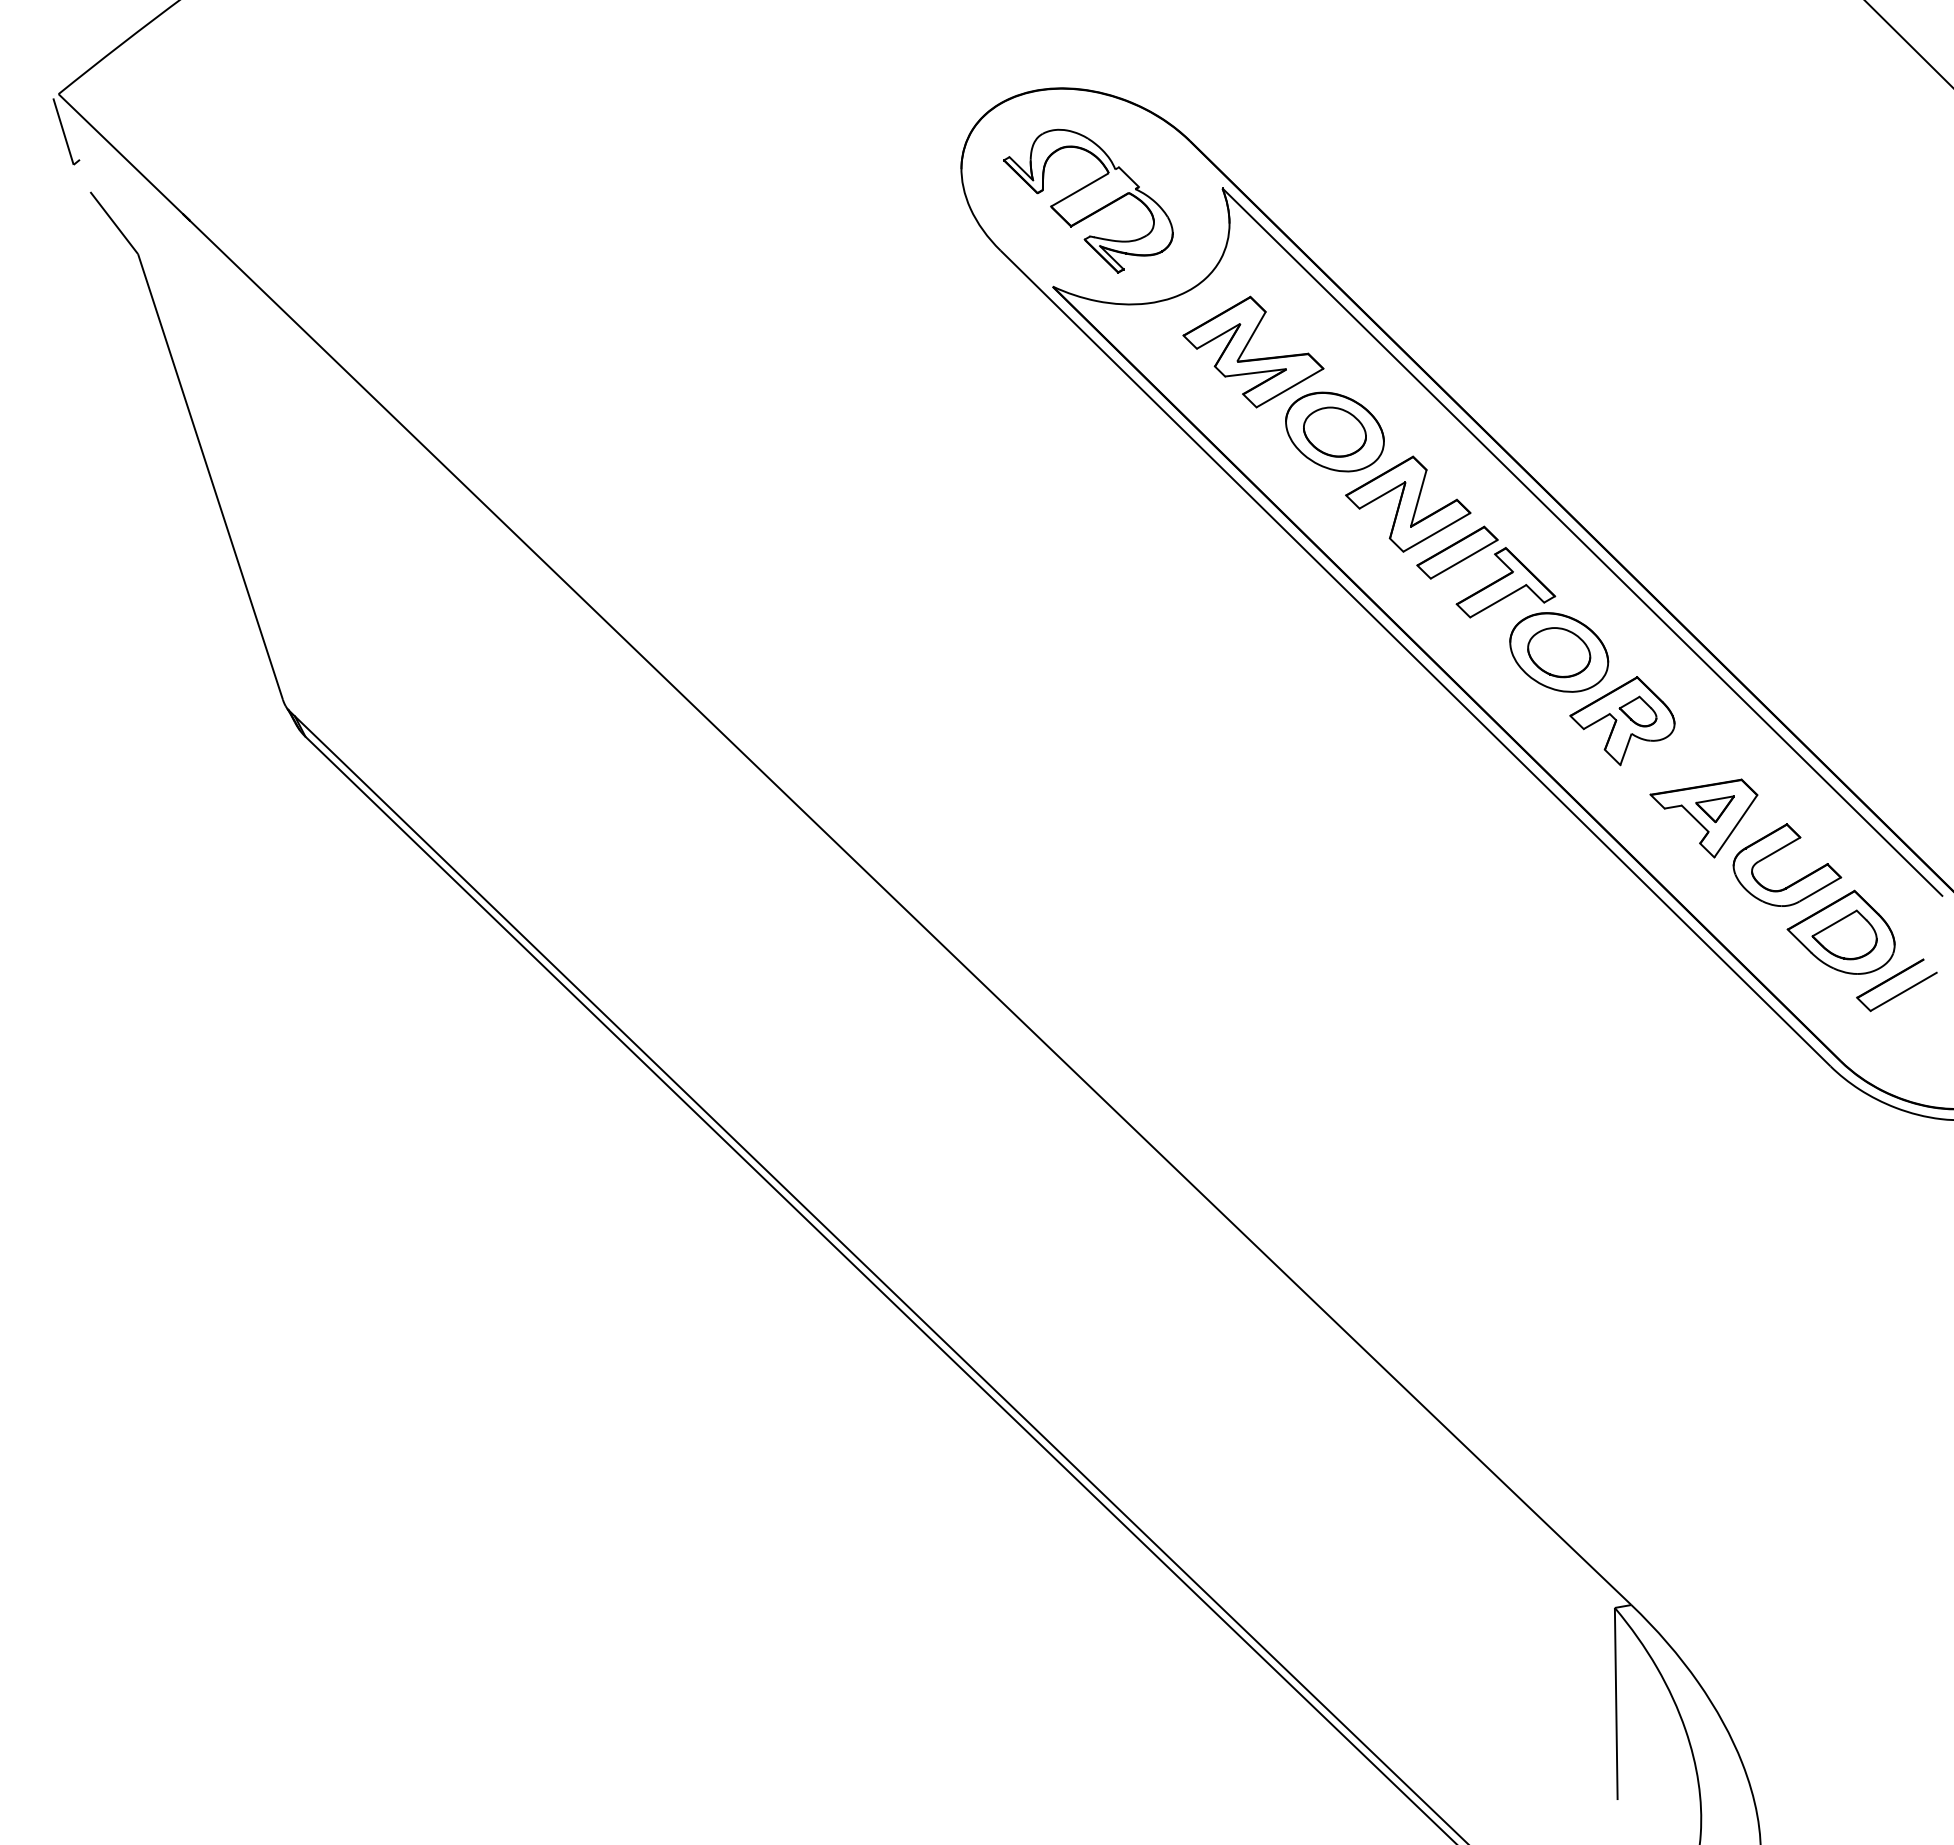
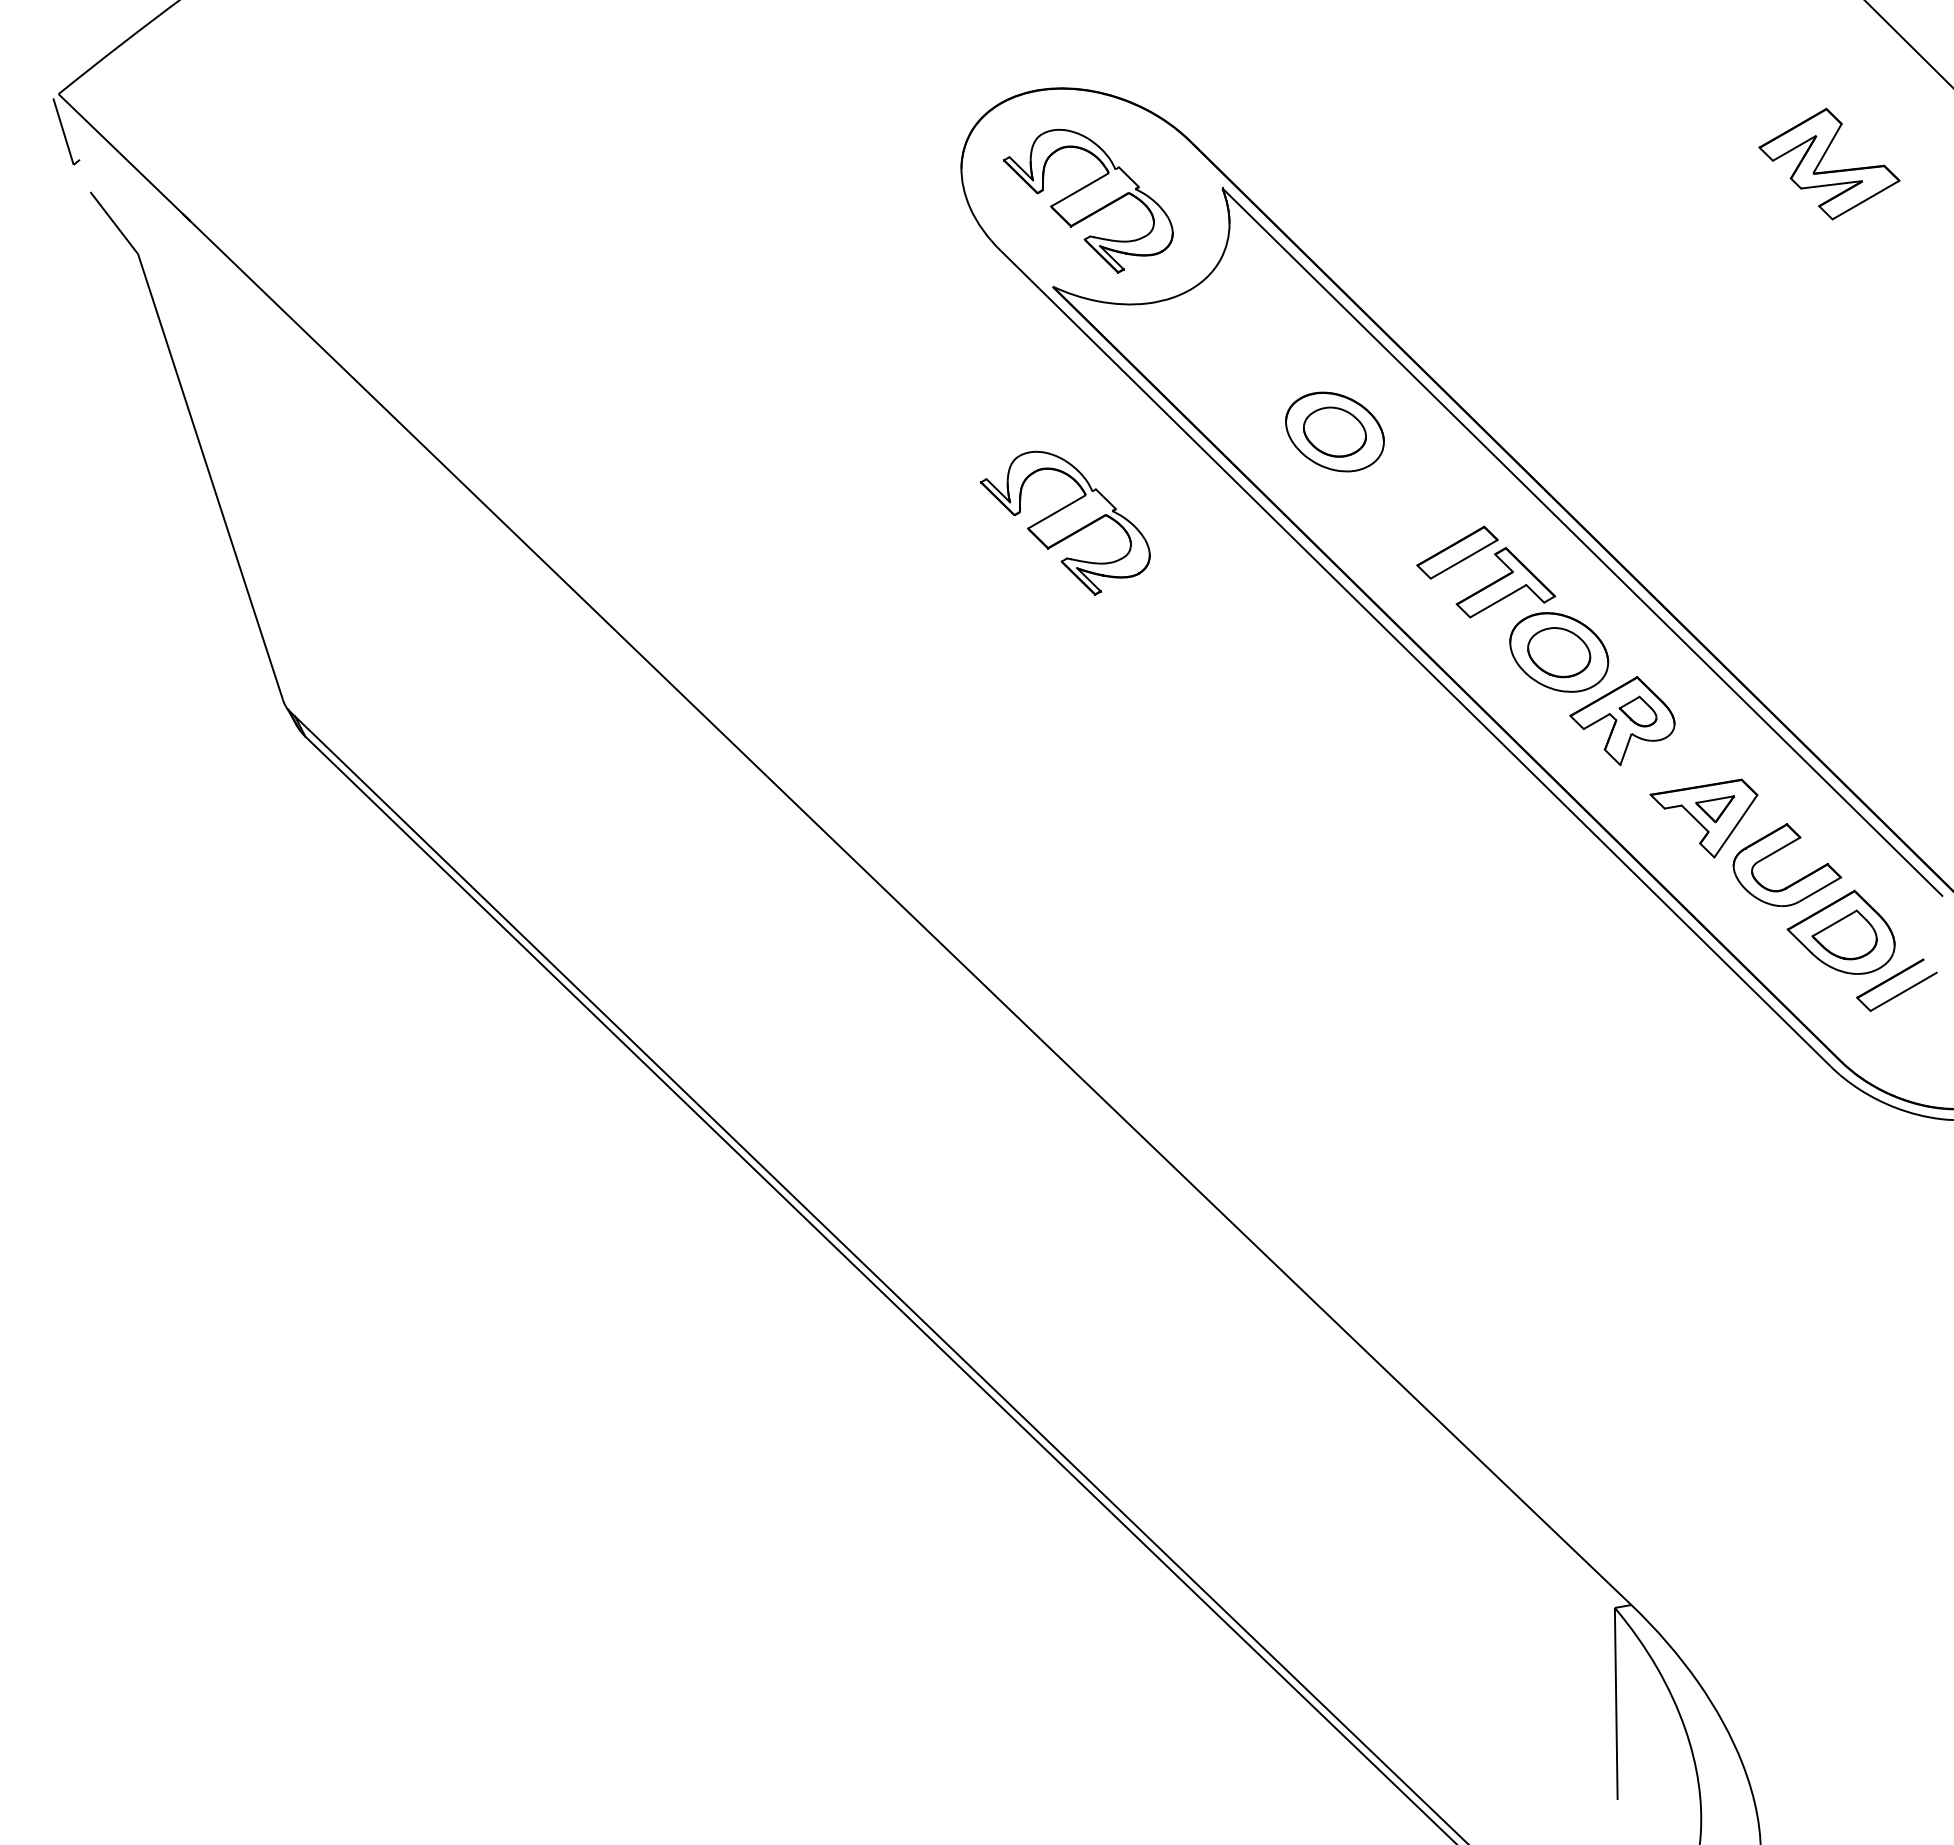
part position: (1254, 358) -> (1830, 170) (1830, 170)
part: present -> none (1408, 503)
part: none -> present (1065, 522)
